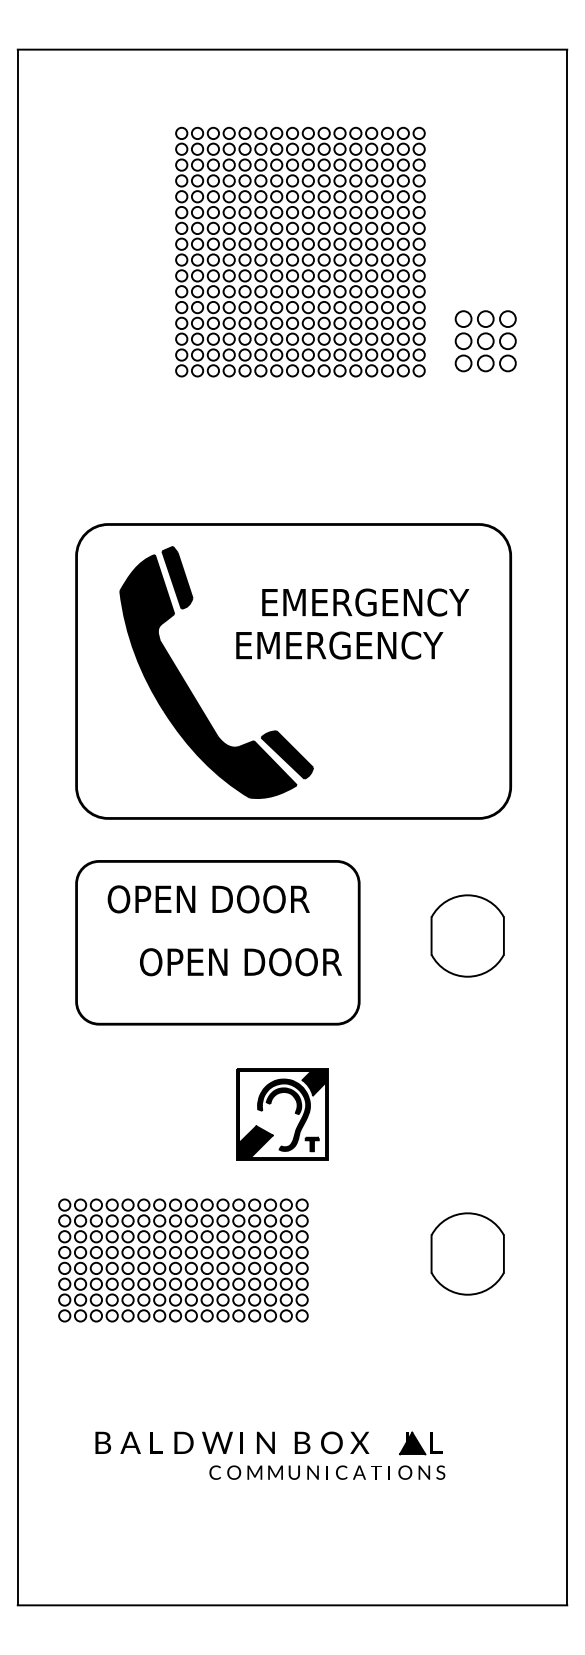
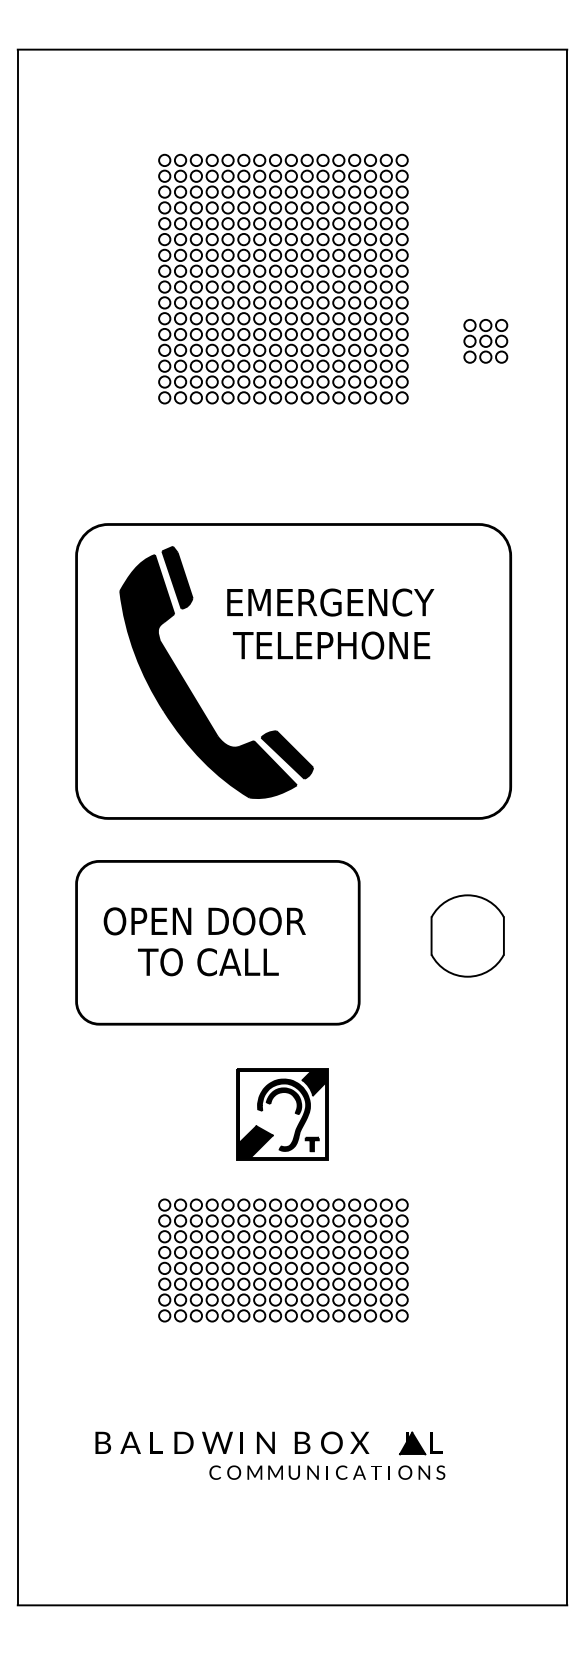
part position: (300, 251) -> (283, 278) (283, 278)
part size: 63x63 px -> 46x45 px (485, 341)
text position: (365, 602) -> (330, 602) (330, 602)
text: EMERGENCY -> TELEPHONE (338, 645)
text position: (208, 899) -> (204, 921) (204, 921)
text: OPEN DOOR -> TO CALL (239, 962)
part: present -> none (467, 1253)
part position: (183, 1260) -> (283, 1260) (283, 1260)
